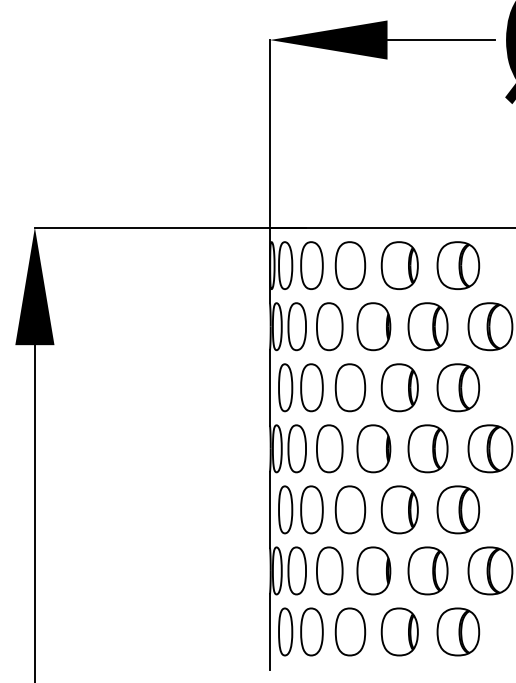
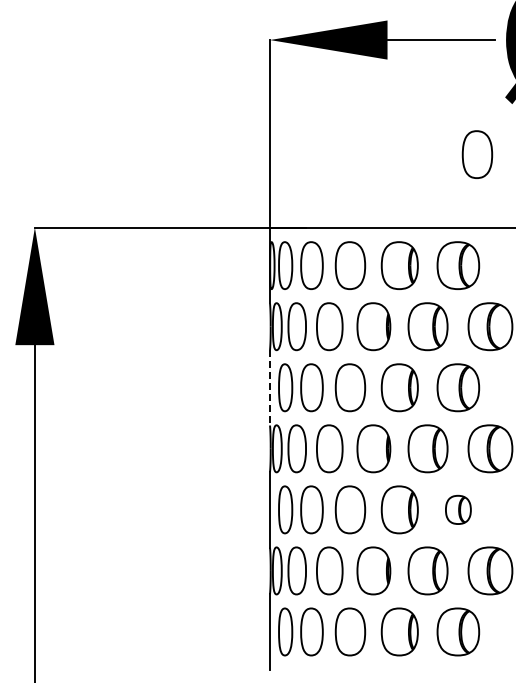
part: none -> present (477, 154)
line: solid -> dashed (270, 387)
part size: 45x50 px -> 27x31 px (458, 509)
